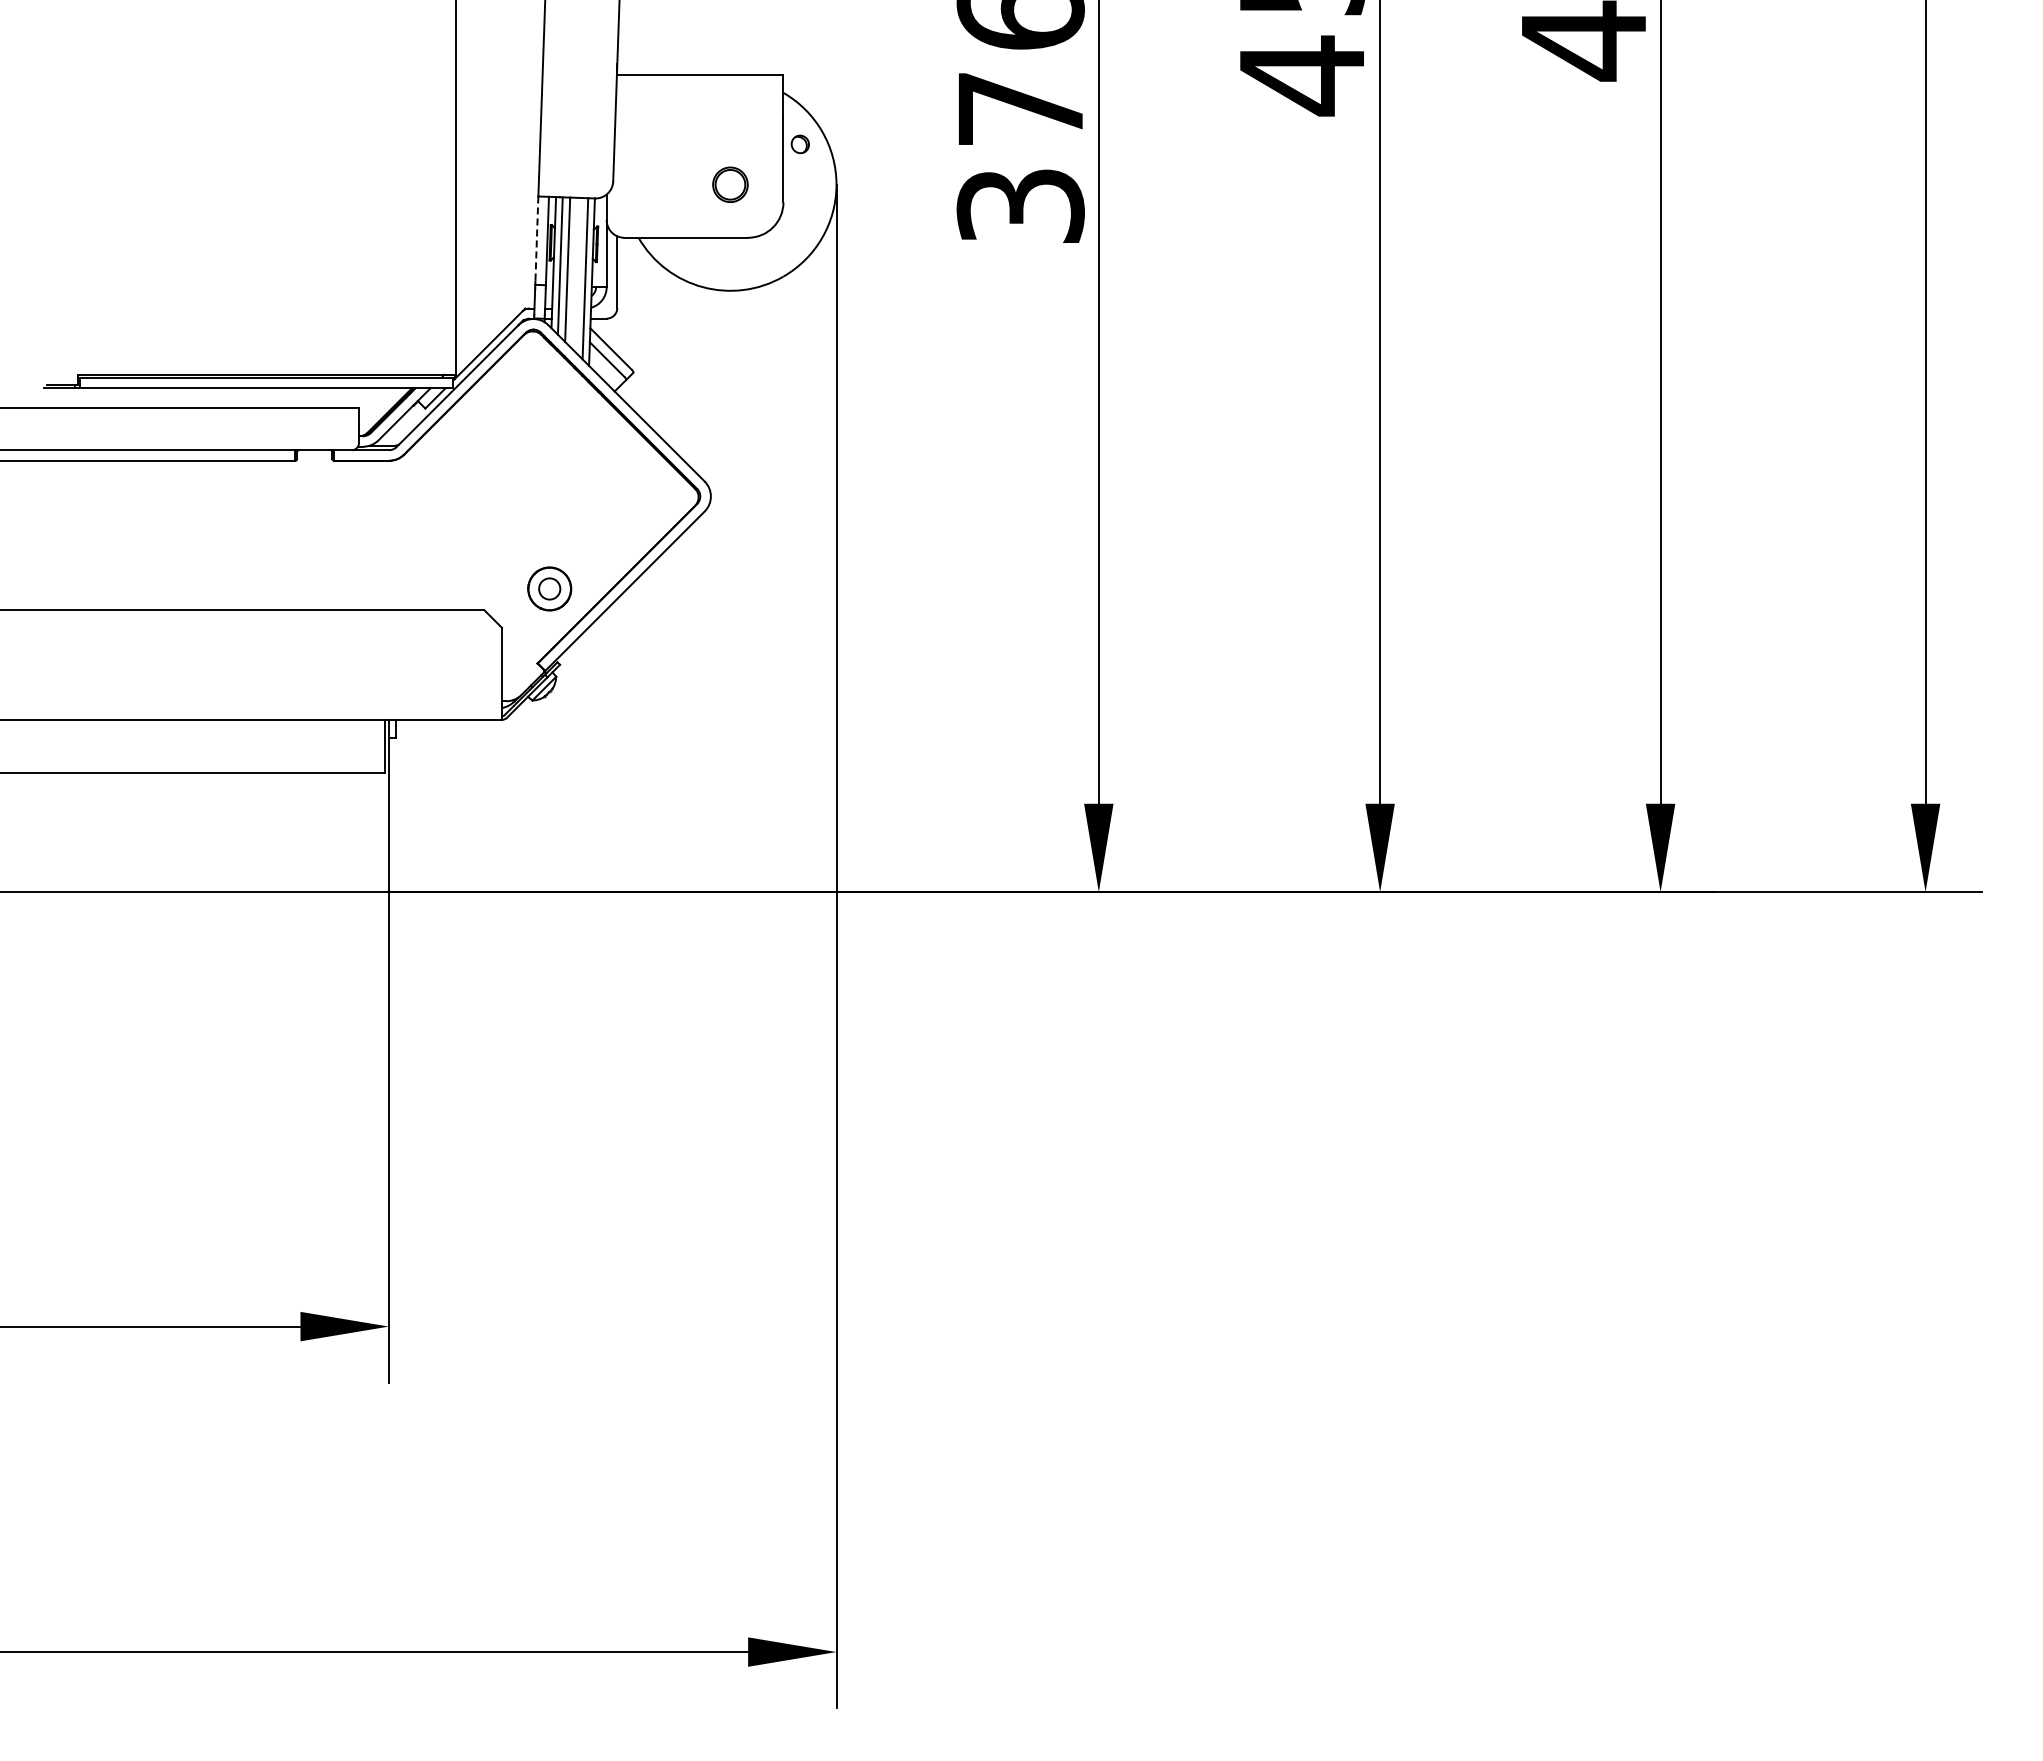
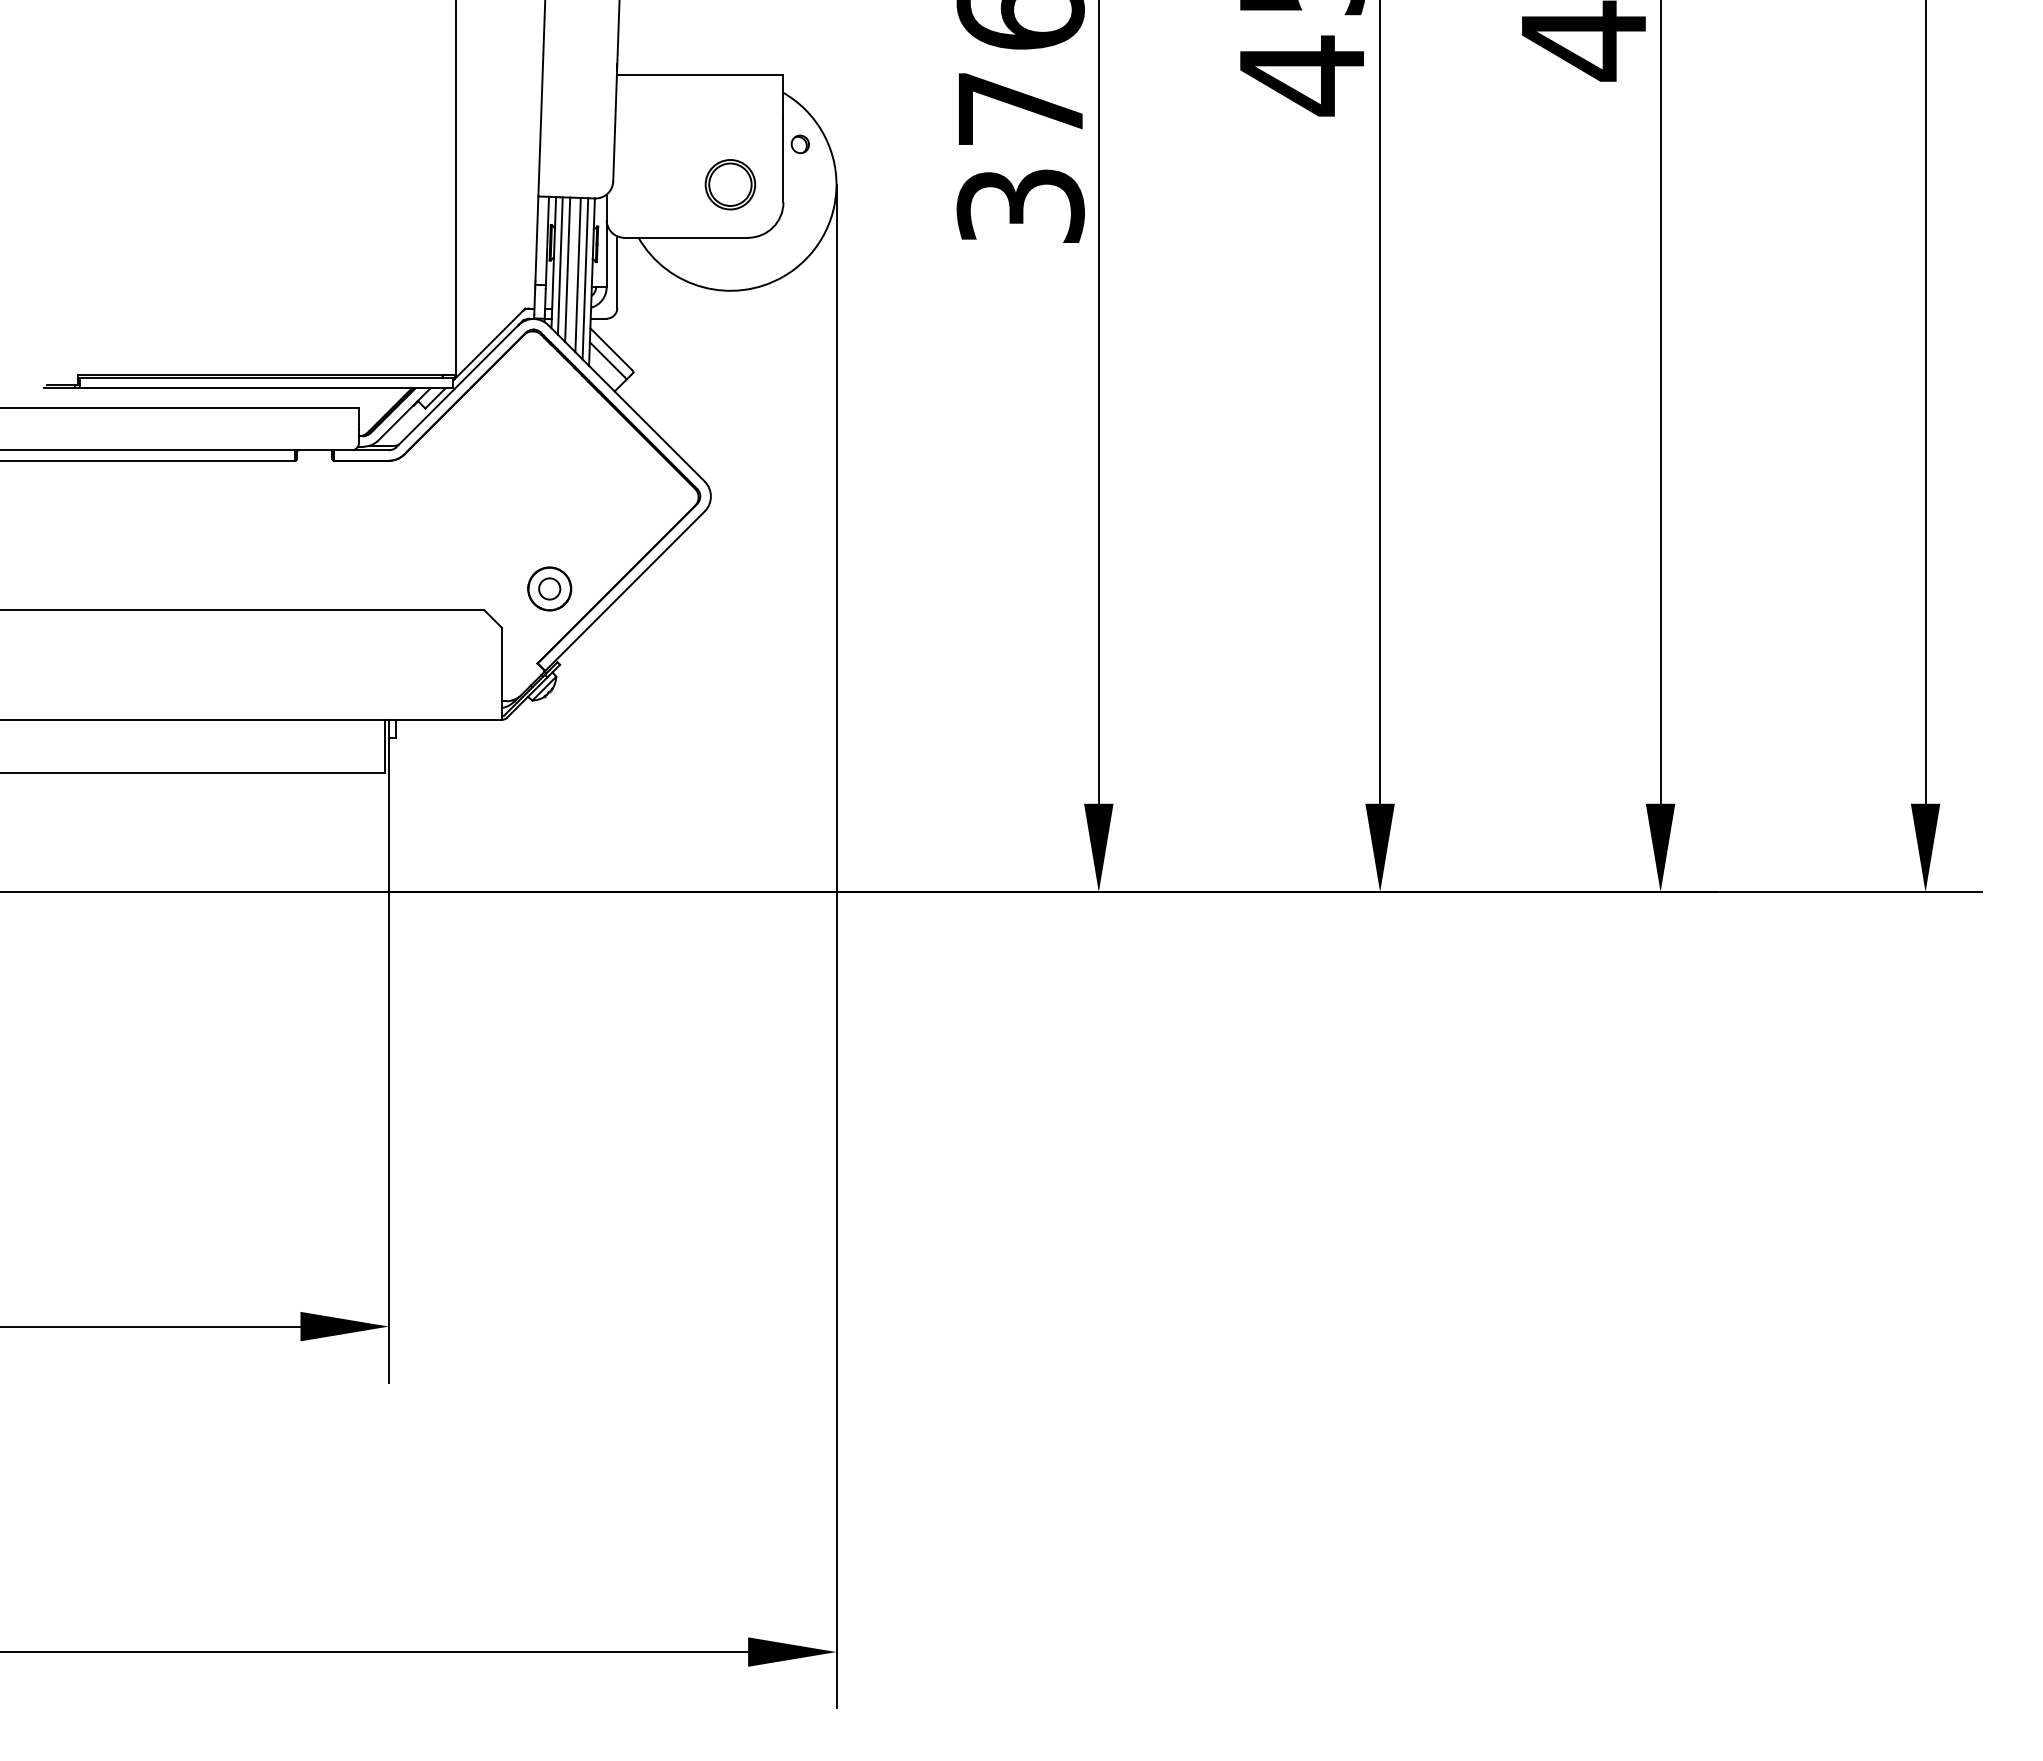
part size: 37x37 px -> 53x52 px (730, 184)
line: dashed -> solid (536, 239)
line: none -> present (577, 274)
